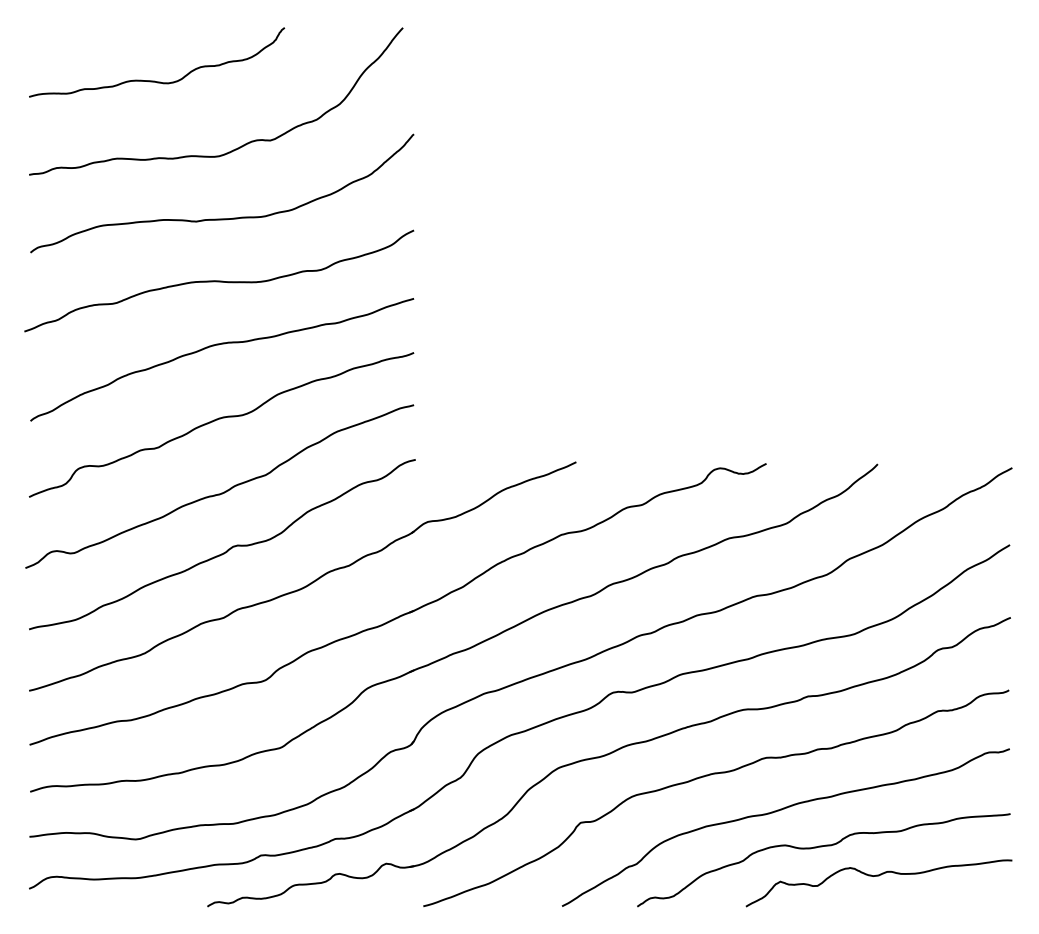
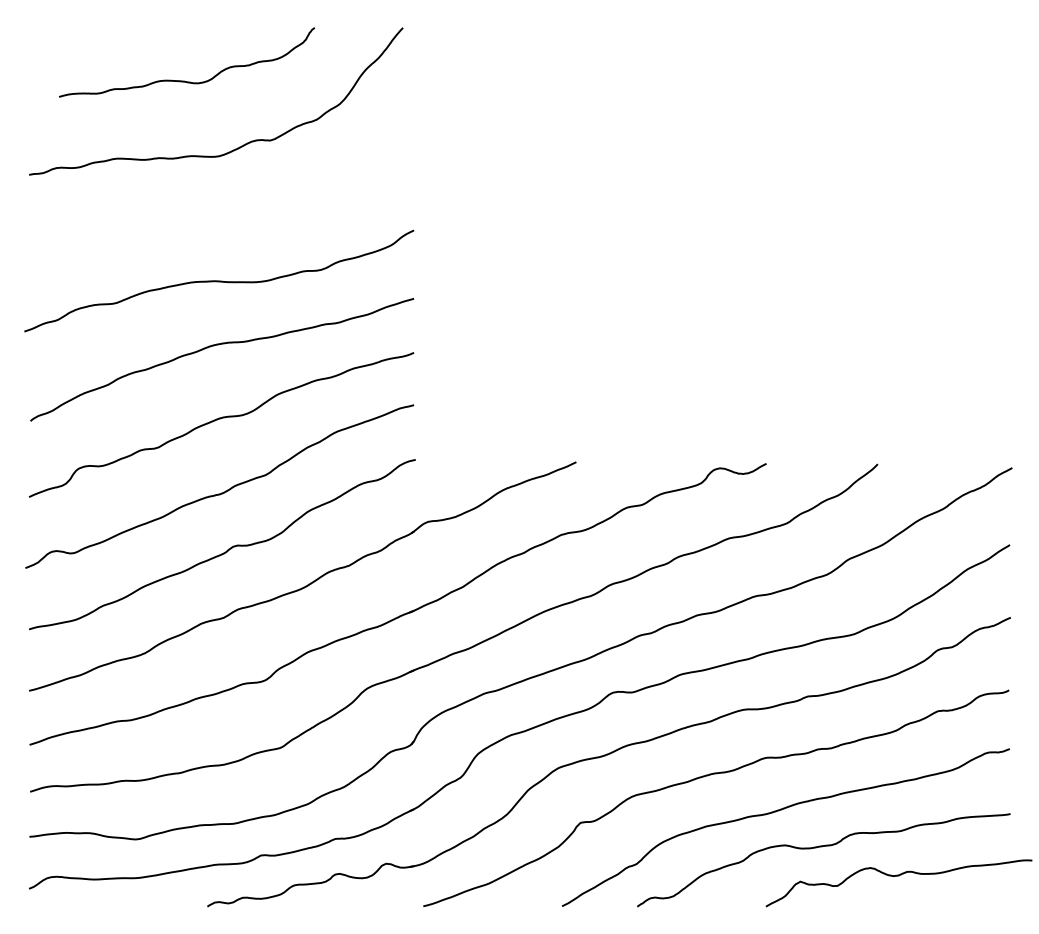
curve position: (154, 80) -> (184, 80) (184, 80)
curve: present -> none (222, 218)
curve position: (878, 876) -> (898, 876) (898, 876)
